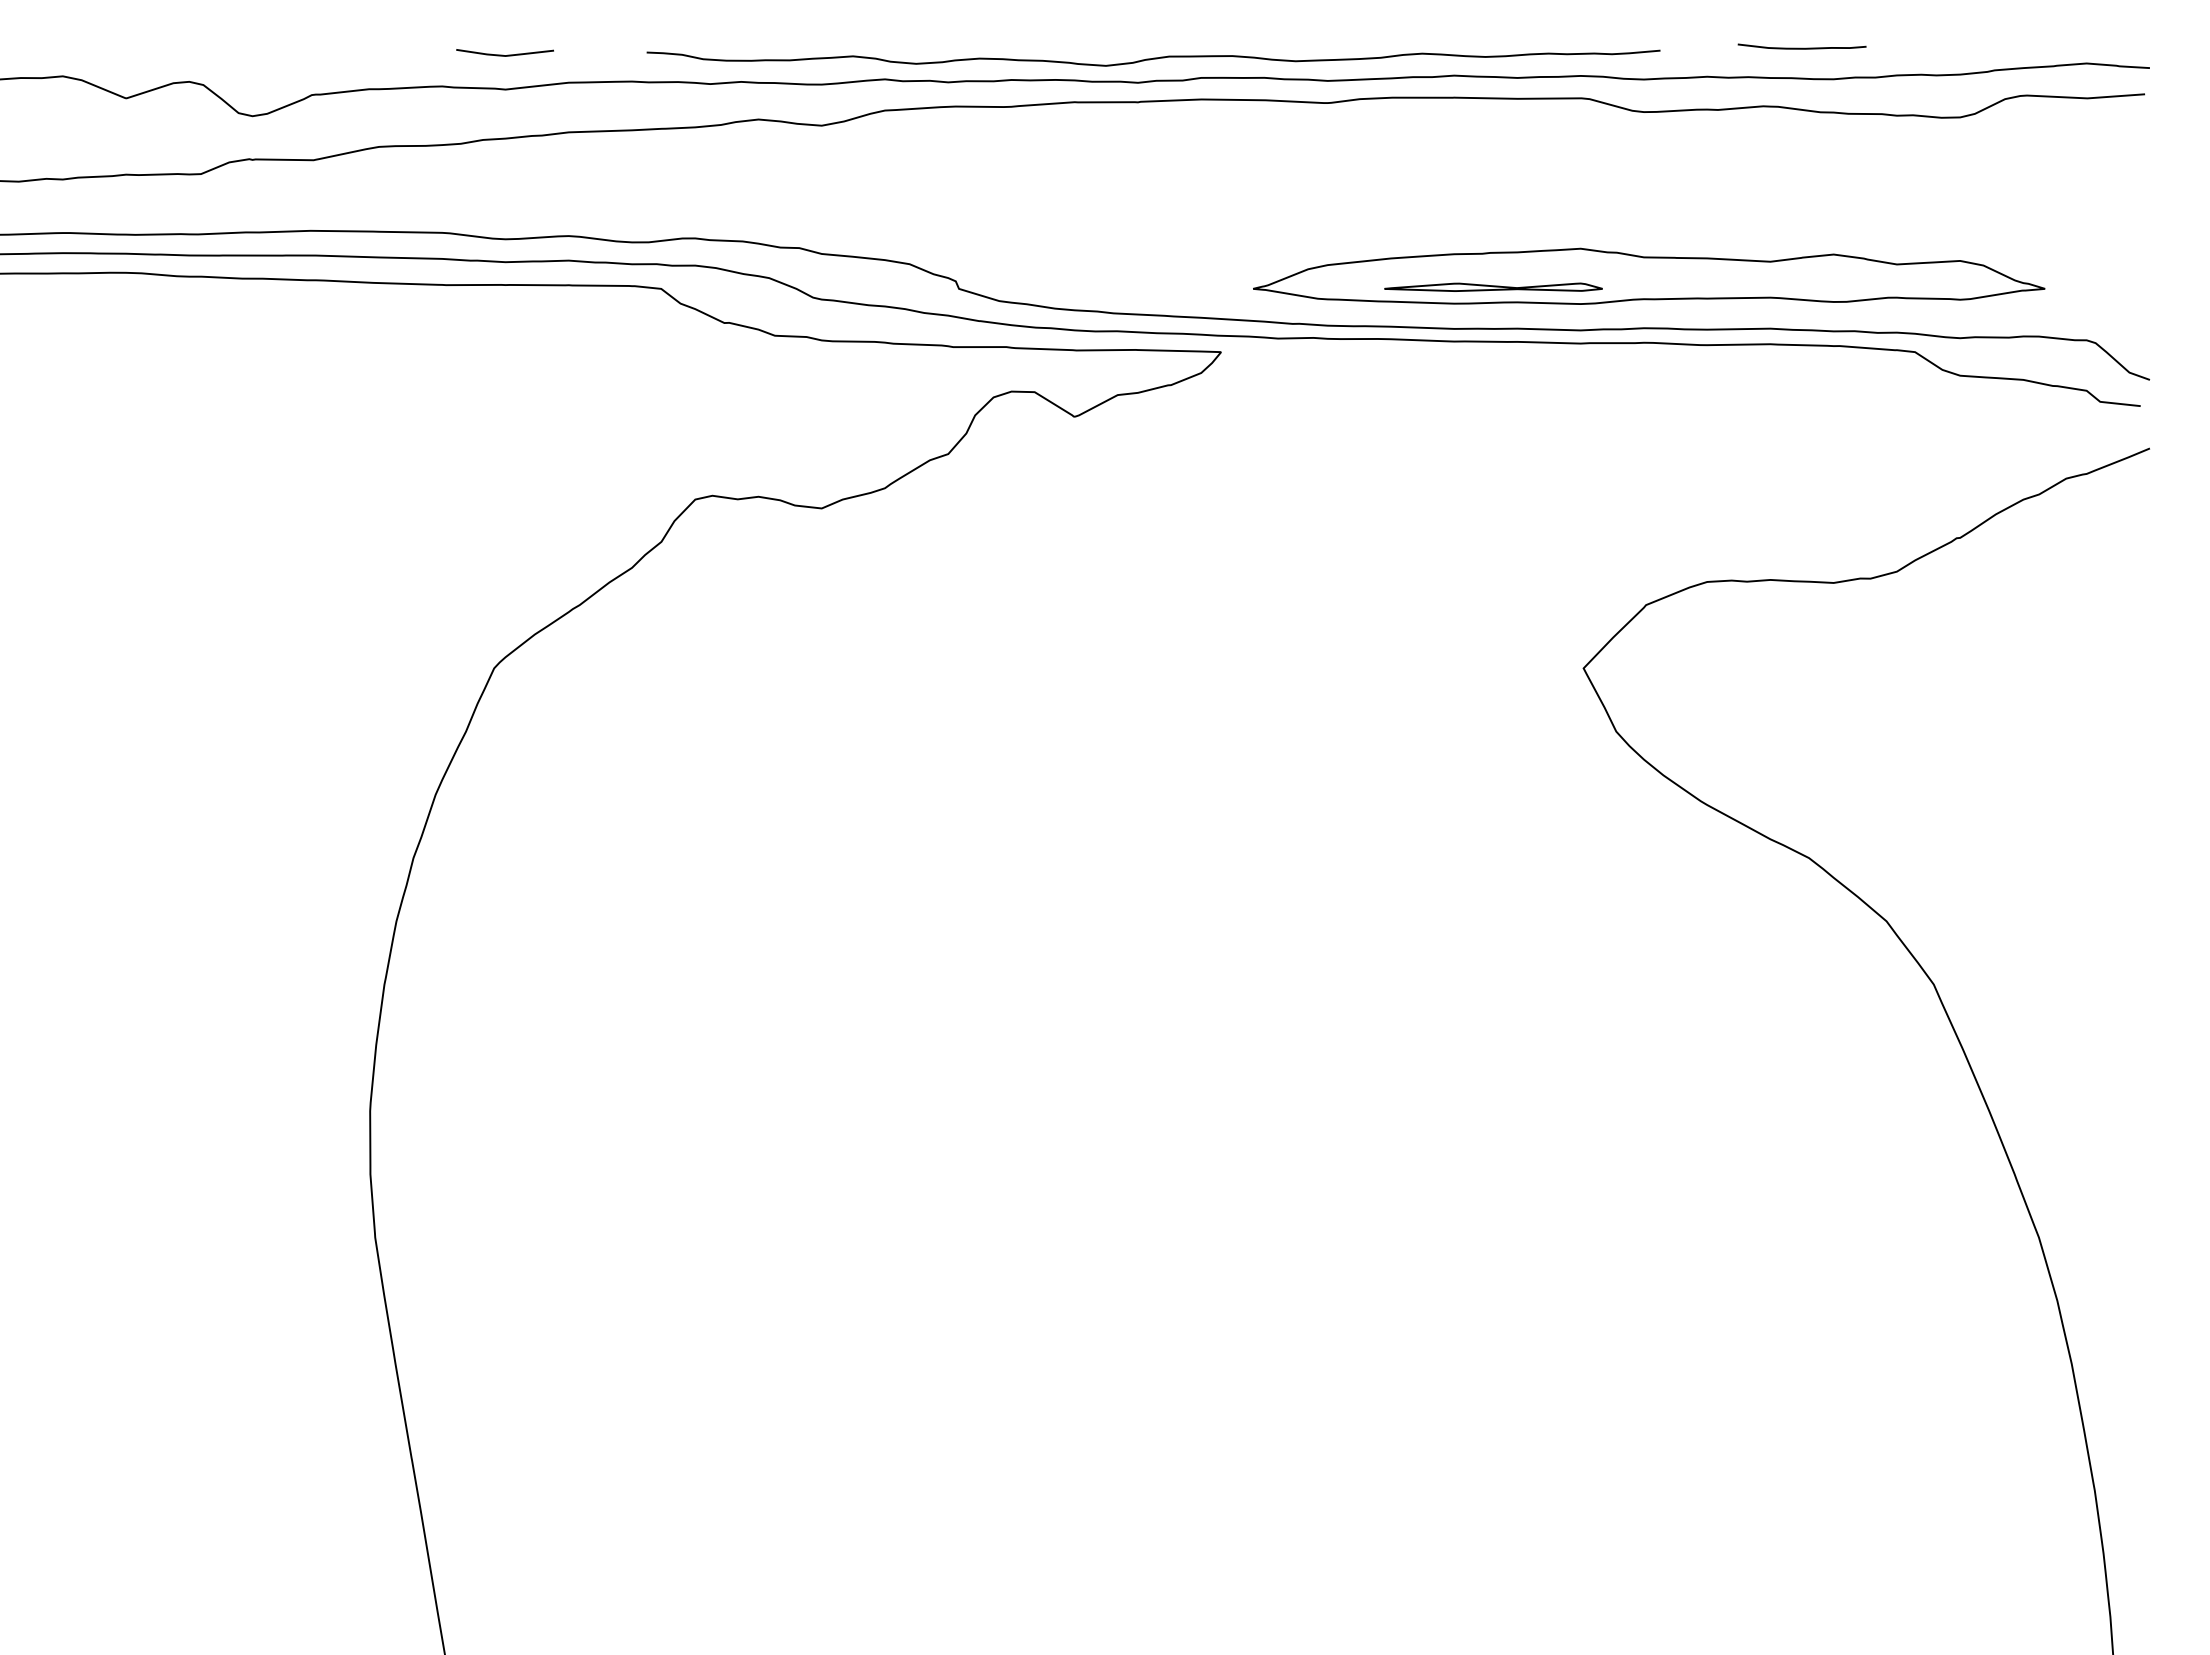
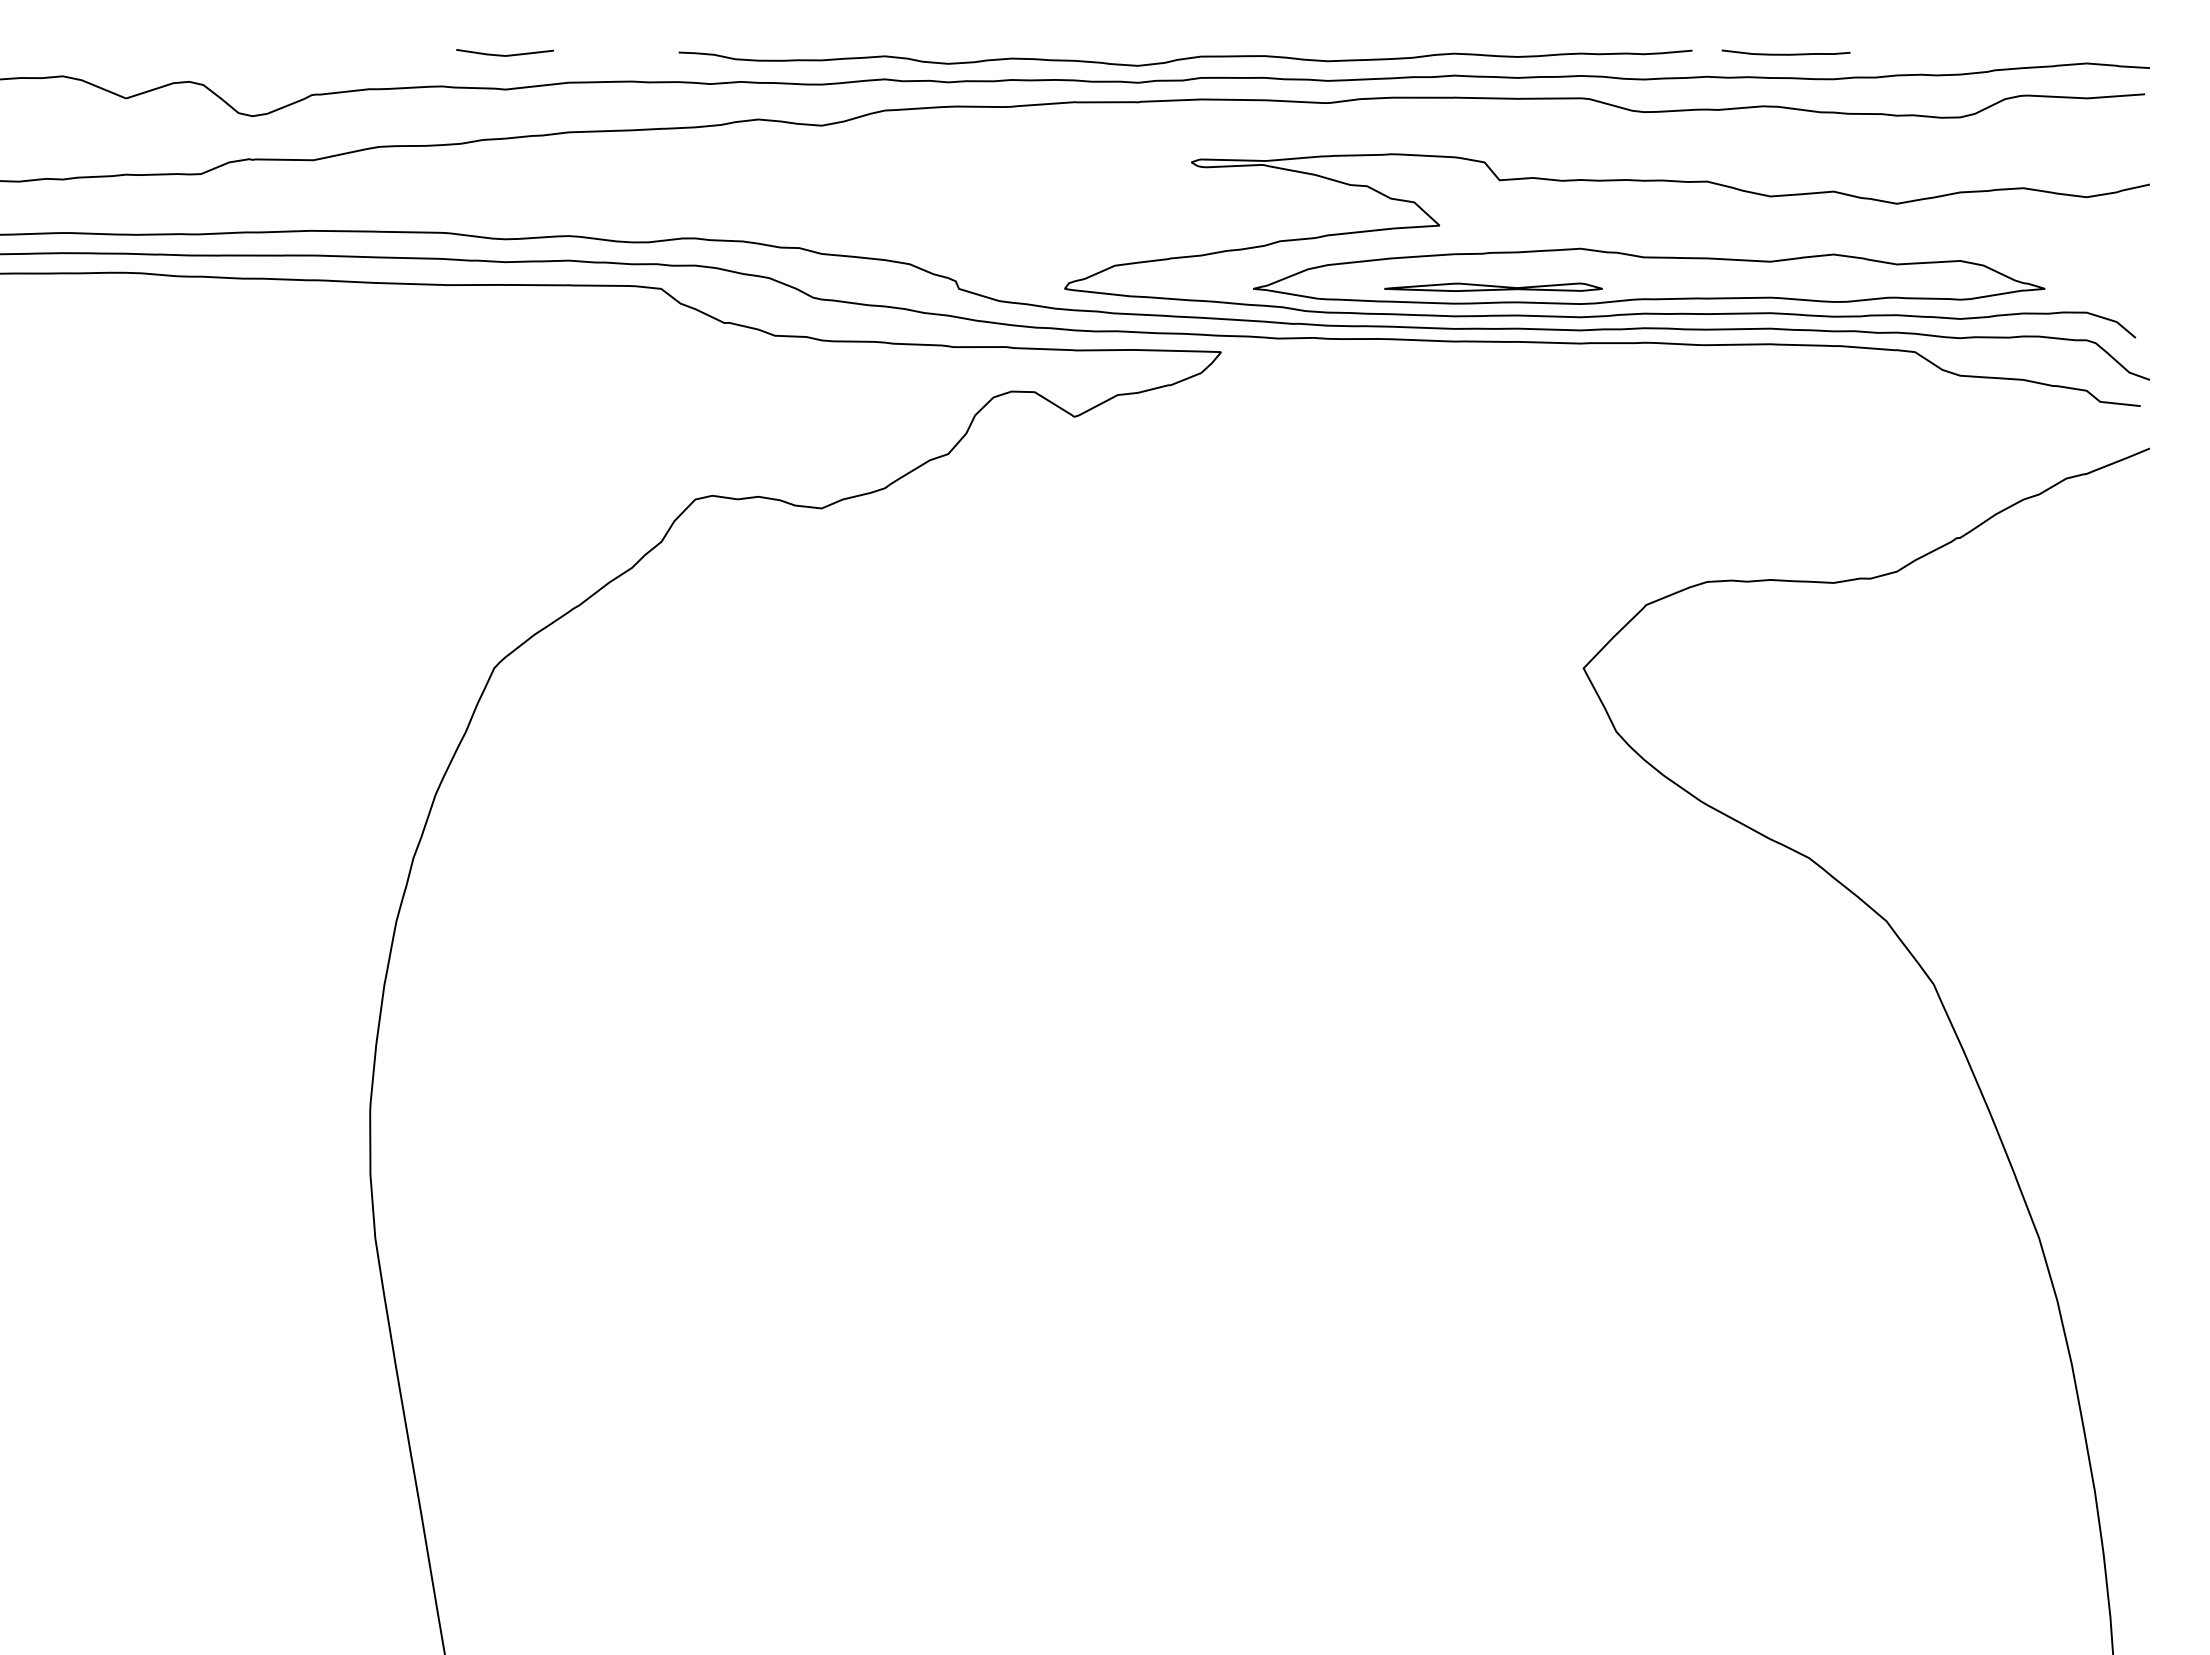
curve position: (1801, 47) -> (1785, 53) (1785, 53)
curve position: (1153, 57) -> (1185, 57) (1185, 57)
curve: none -> present (1606, 181)
